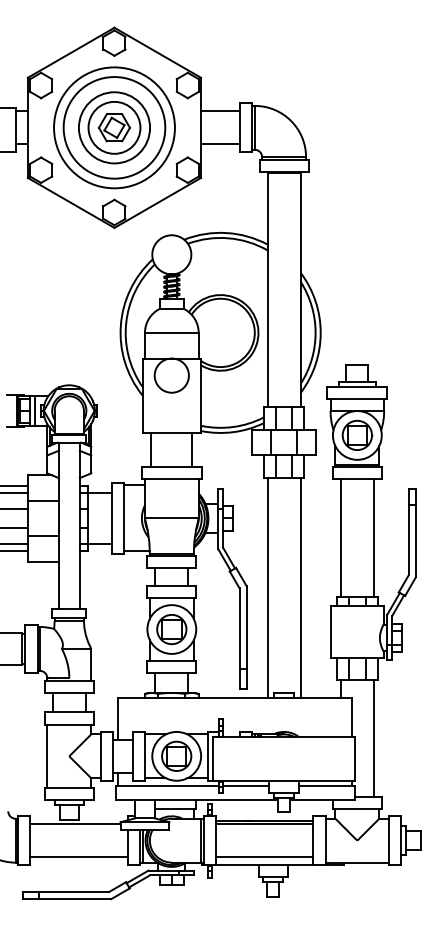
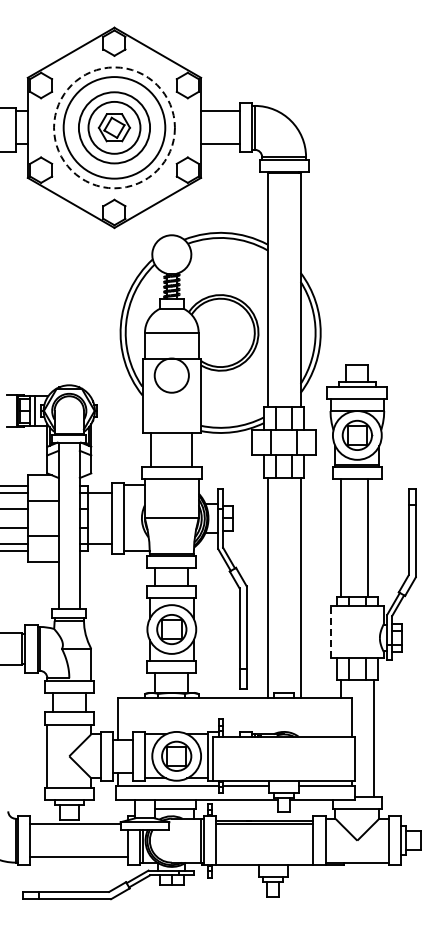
circle: solid -> dashed (114, 127)
line position: (373, 537) -> (367, 537) (367, 537)
line: solid -> dashed (331, 631)
line: present -> none (264, 857)
